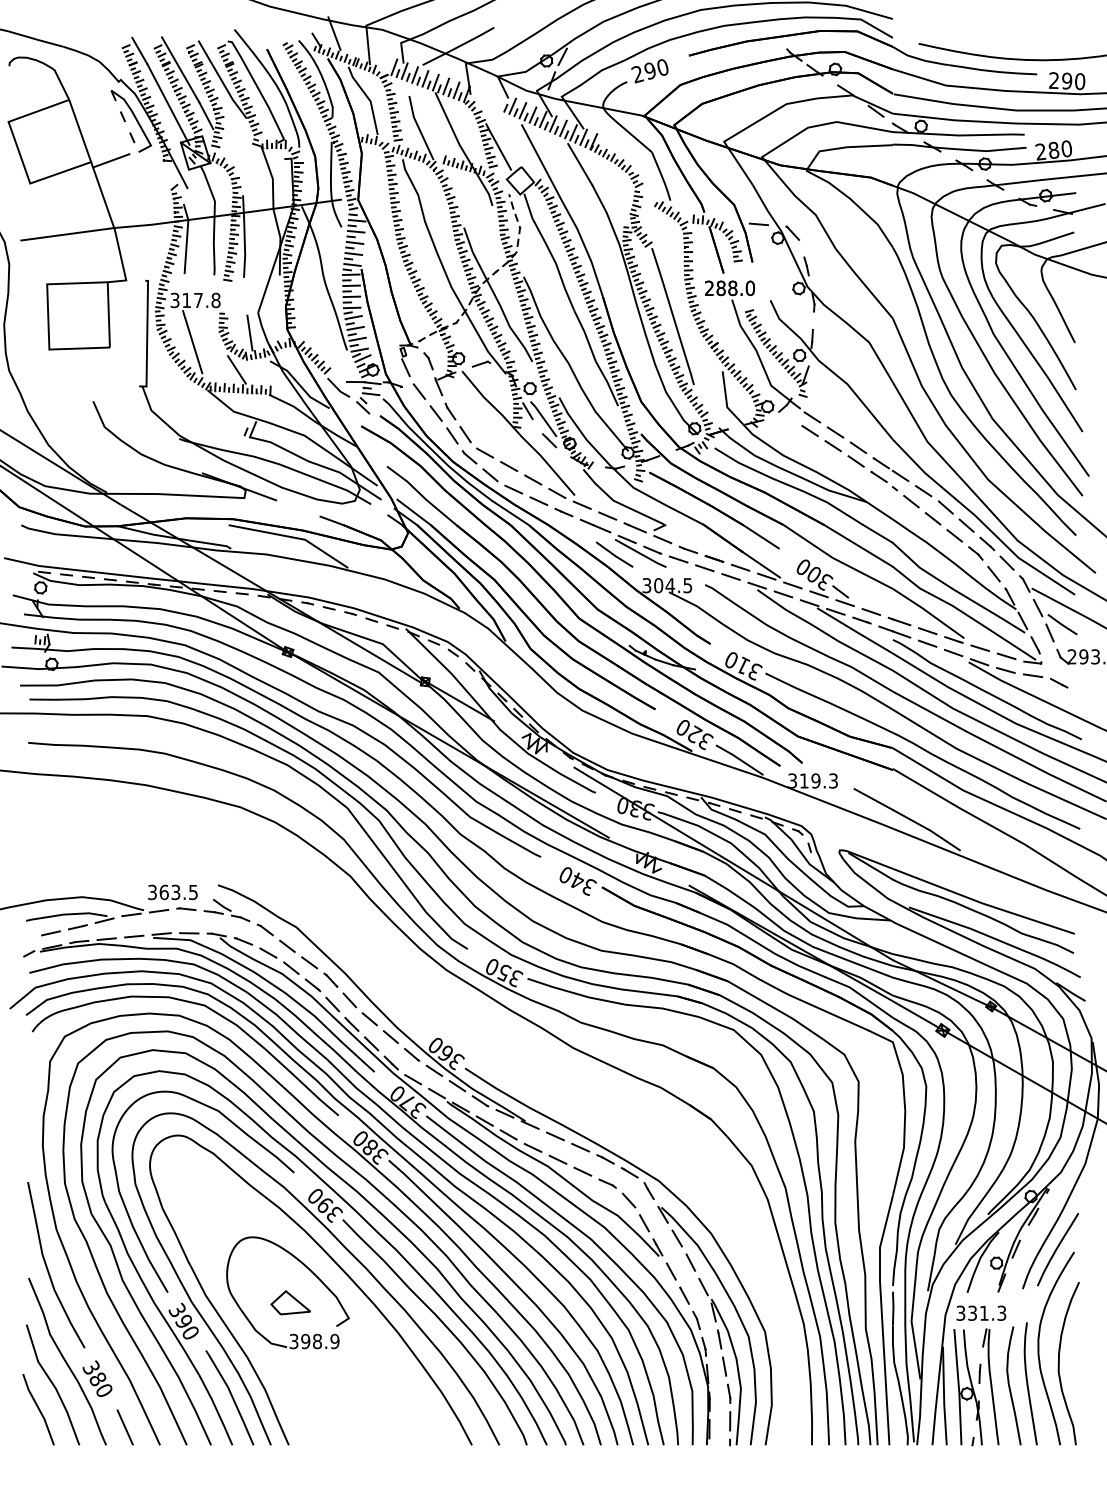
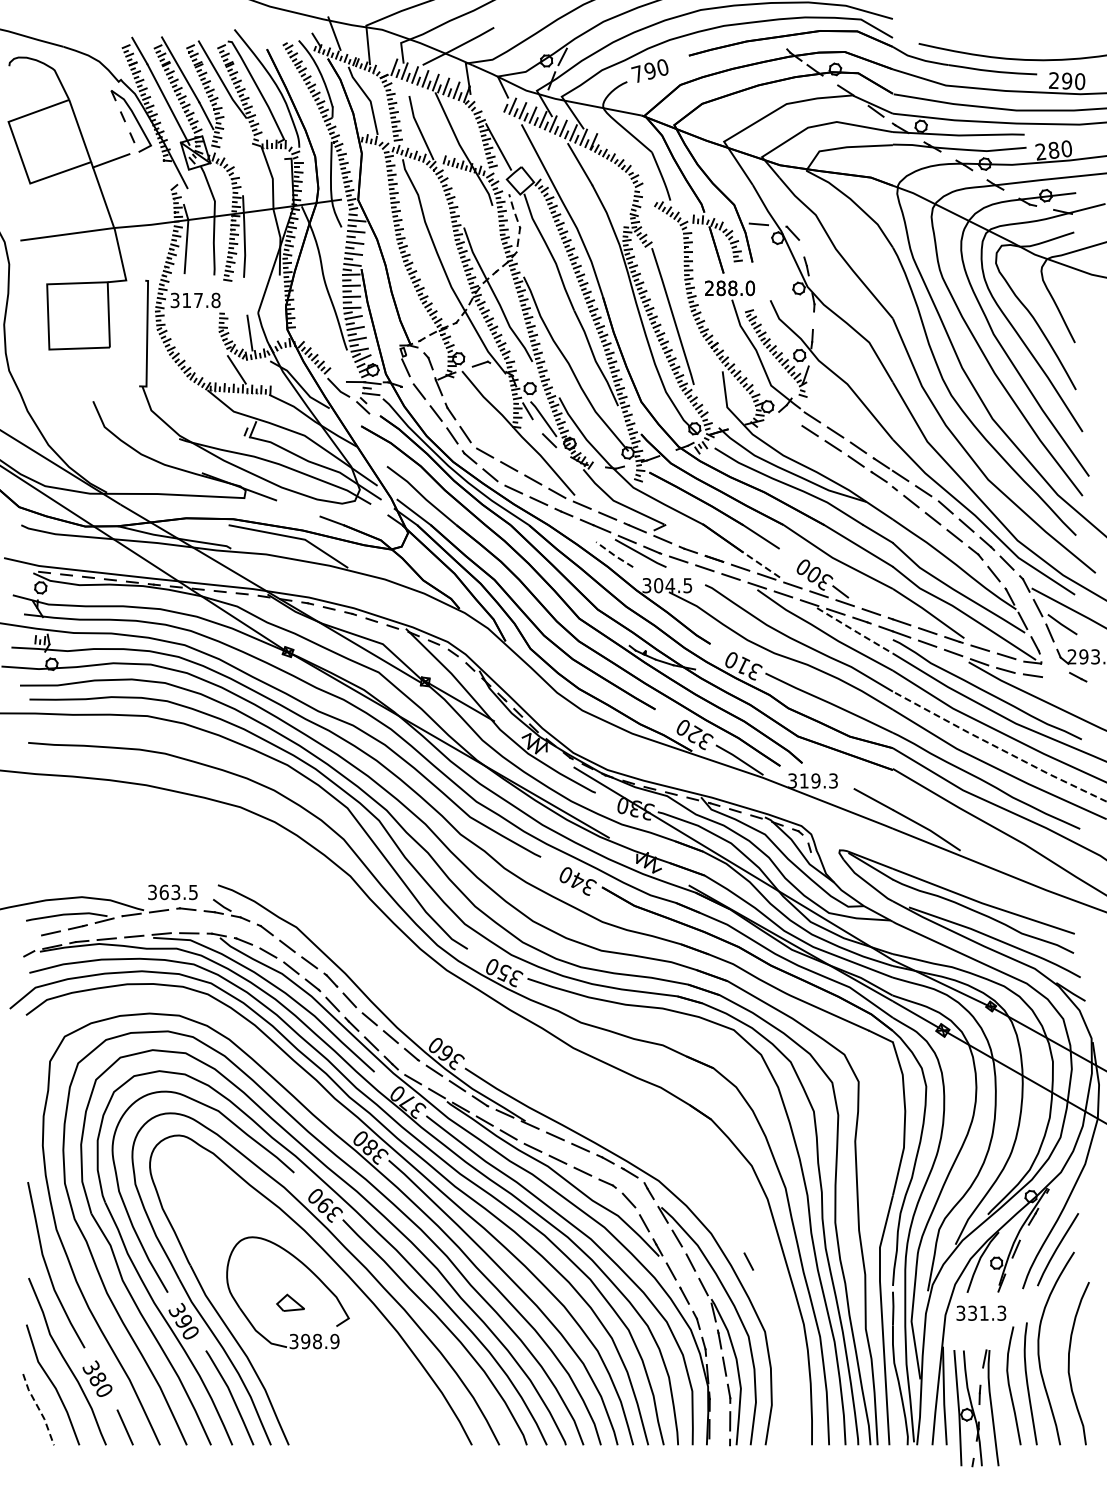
text: 290 -> 790 (637, 74)
line: present -> none (192, 342)
line: solid -> dashed (614, 555)
line: solid -> dashed (761, 564)
line: solid -> dashed (855, 631)
line position: (1059, 683) -> (1078, 677) (1078, 677)
line: solid -> dashed (999, 748)
curve: present -> none (194, 1004)
line: none -> present (748, 1261)
part size: 41x26 px -> 29x19 px (290, 1302)
curve position: (1059, 1363) -> (1069, 1363) (1069, 1363)
part position: (976, 1387) -> (976, 1408) (976, 1408)
line: solid -> dashed (39, 1409)
